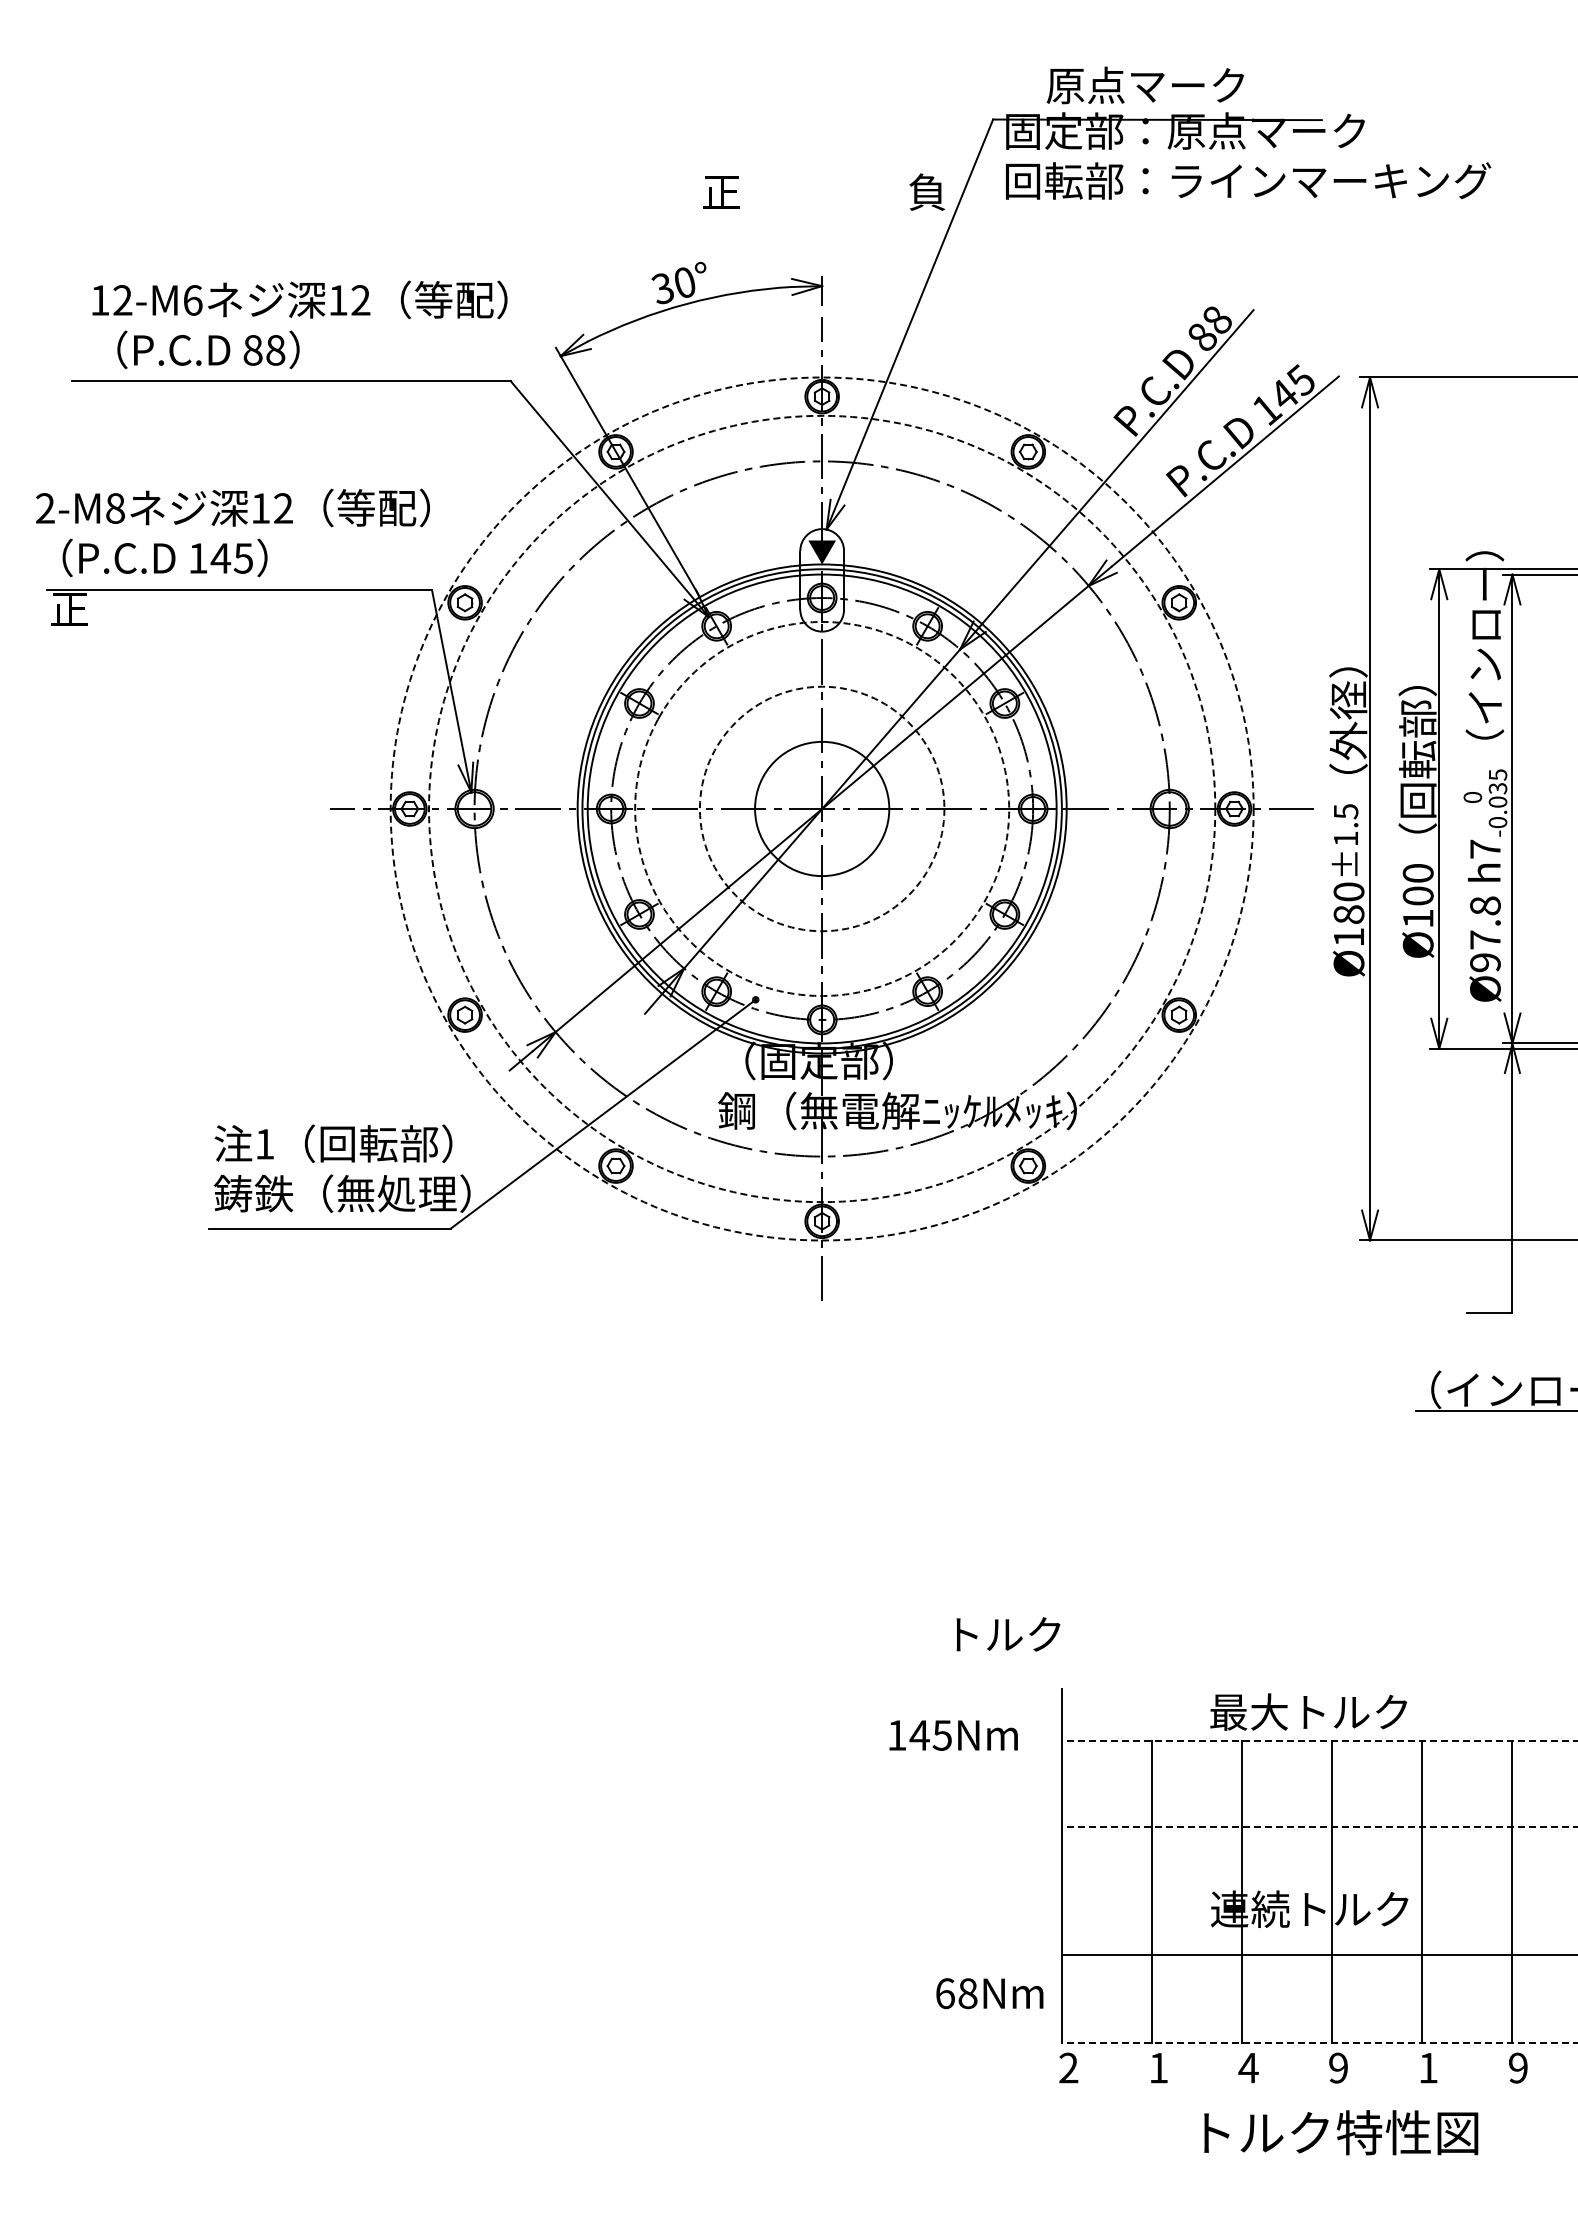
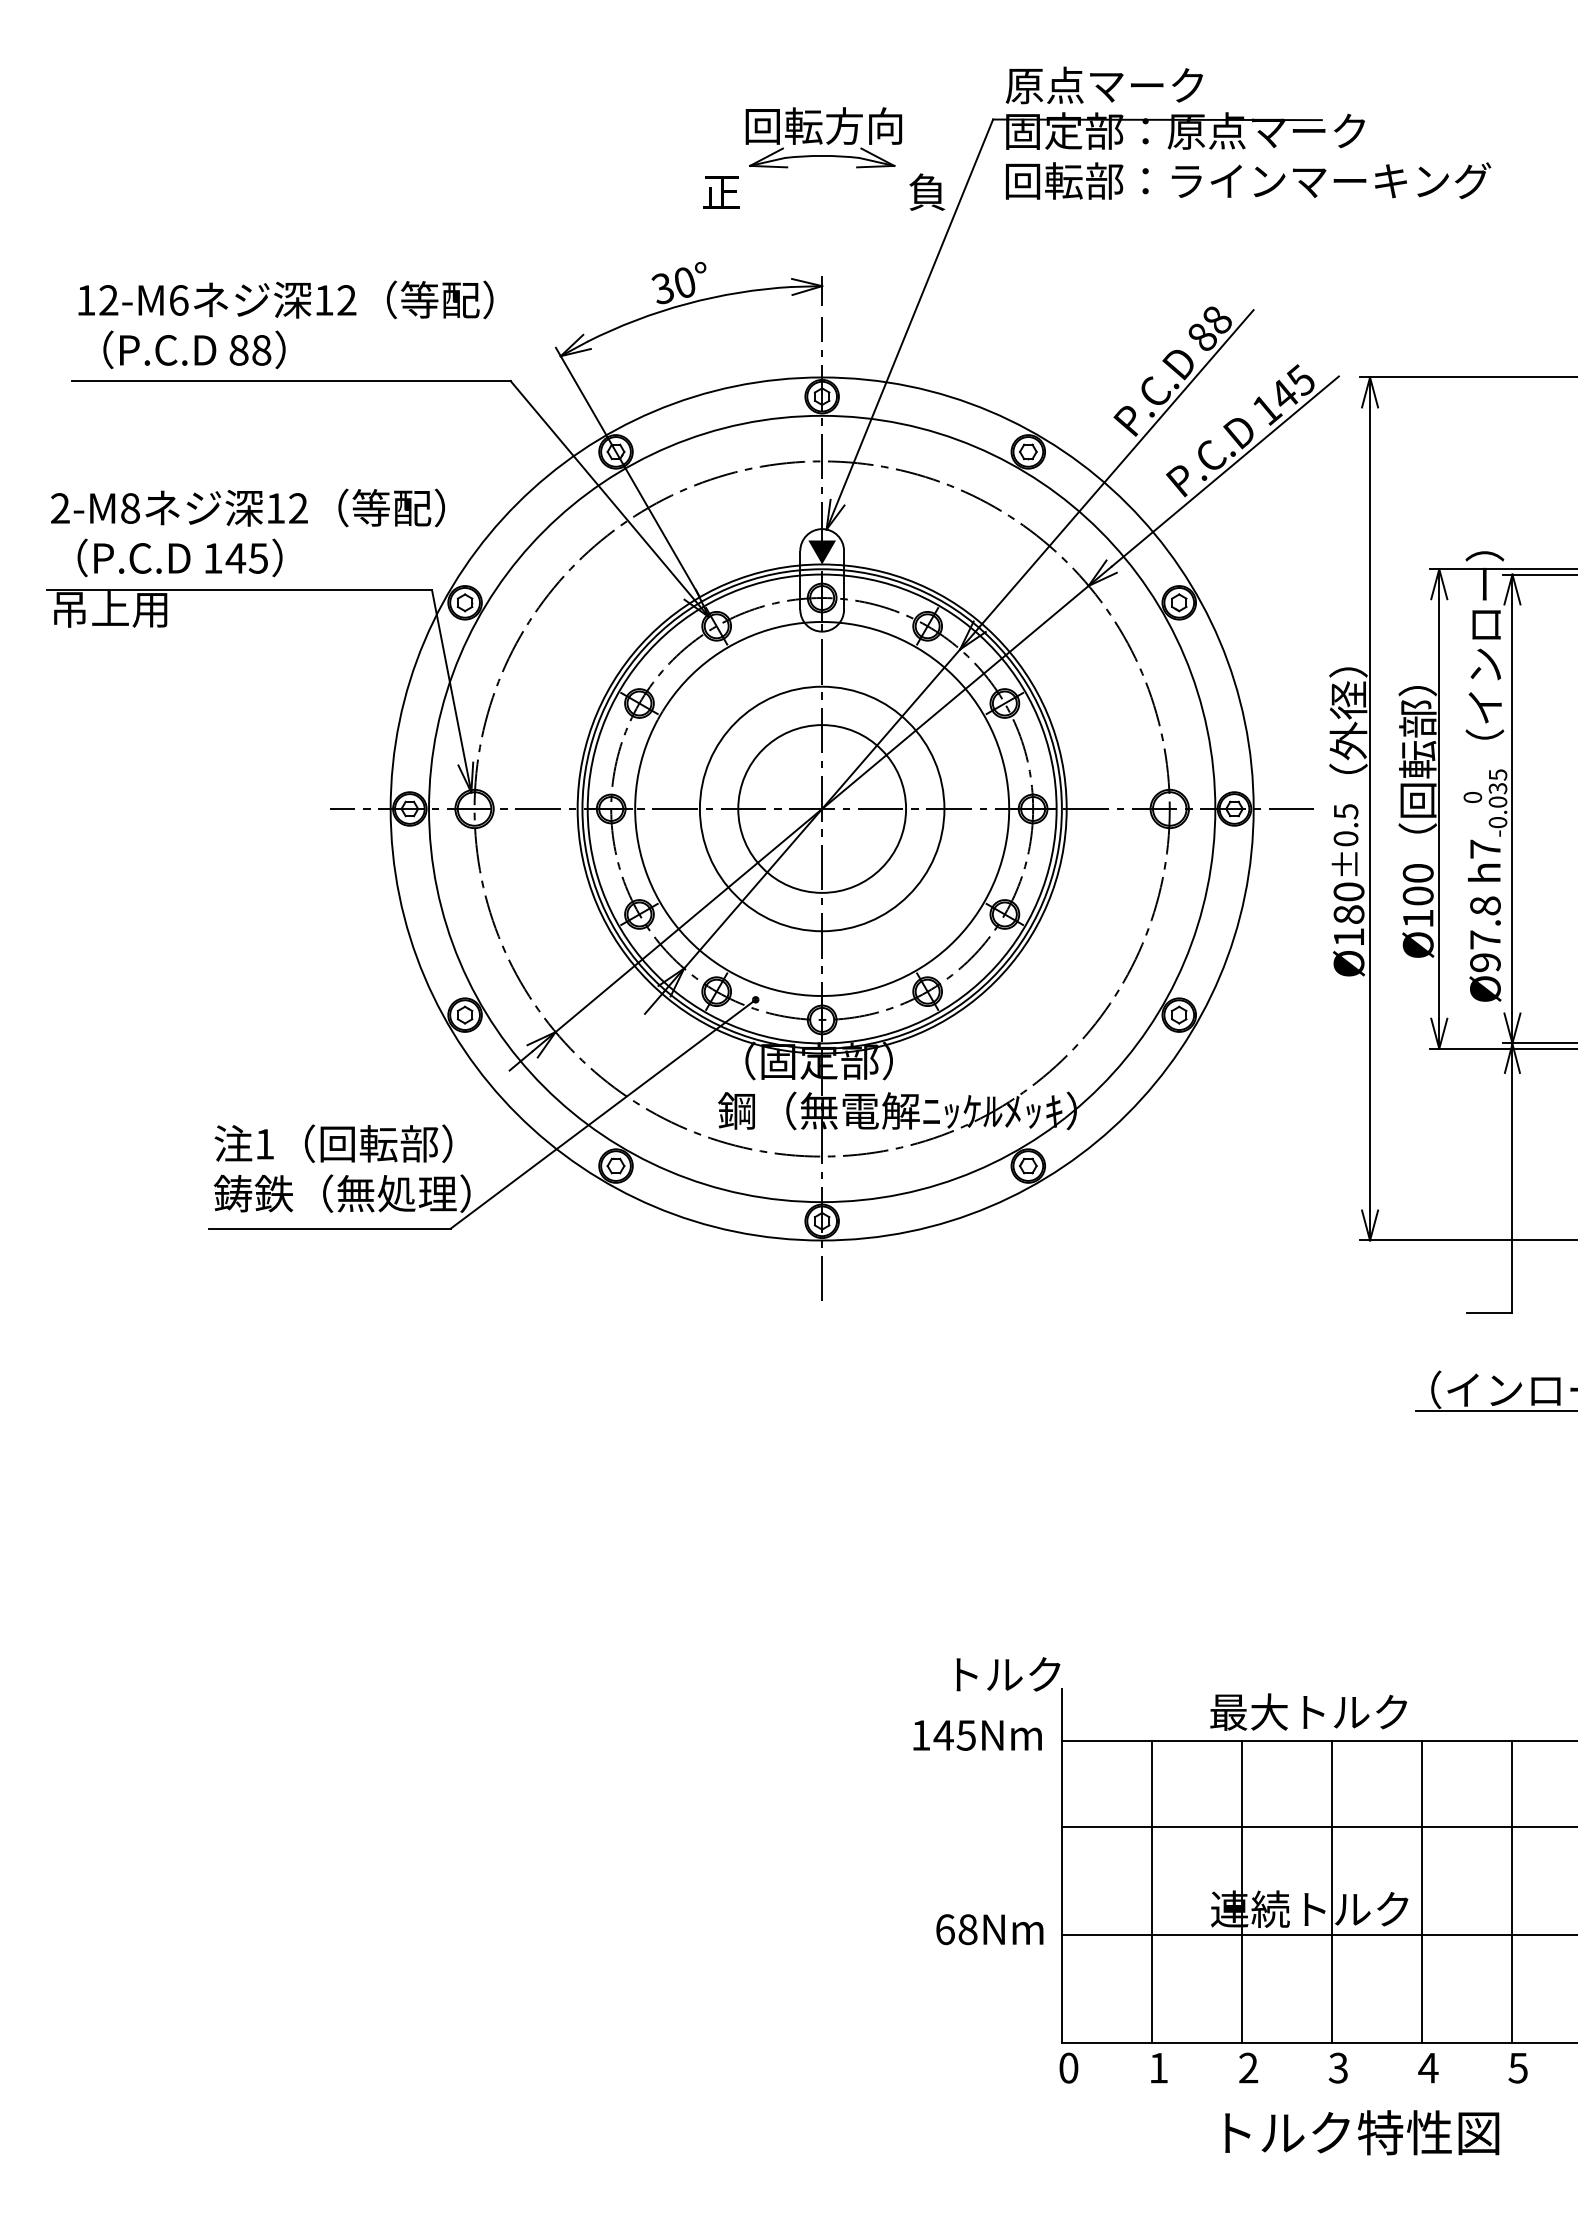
text position: (1144, 85) -> (1103, 85) (1103, 85)
part: none -> present (823, 137)
text position: (299, 324) -> (285, 324) (285, 324)
text position: (232, 532) -> (247, 532) (247, 532)
text: 正 -> 吊上用 (109, 609)
circle: dashed -> solid (821, 808)
circle: dashed -> solid (821, 808)
circle diameter: 134 px -> 168 px (822, 808)
circle: dashed -> solid (822, 808)
text: ±1.5 -> ±0.5 (1345, 838)
arc: dashed -> solid (984, 902)
text position: (1008, 1634) -> (1008, 1674) (1008, 1674)
text position: (953, 1735) -> (977, 1735) (977, 1735)
line: dashed -> solid (1320, 1740)
line: dashed -> solid (1320, 1827)
line position: (1318, 1955) -> (1318, 1935) (1318, 1935)
text position: (989, 1993) -> (989, 1929) (989, 1929)
line: dashed -> solid (1320, 2042)
text: 2 -> 0 (1068, 2067)
text: 4 -> 2 (1248, 2067)
text: 9 -> 3 (1337, 2067)
text: 9 -> 5 (1517, 2067)
text: 1 -> 4 (1428, 2068)
text position: (1341, 2132) -> (1362, 2132) (1362, 2132)
